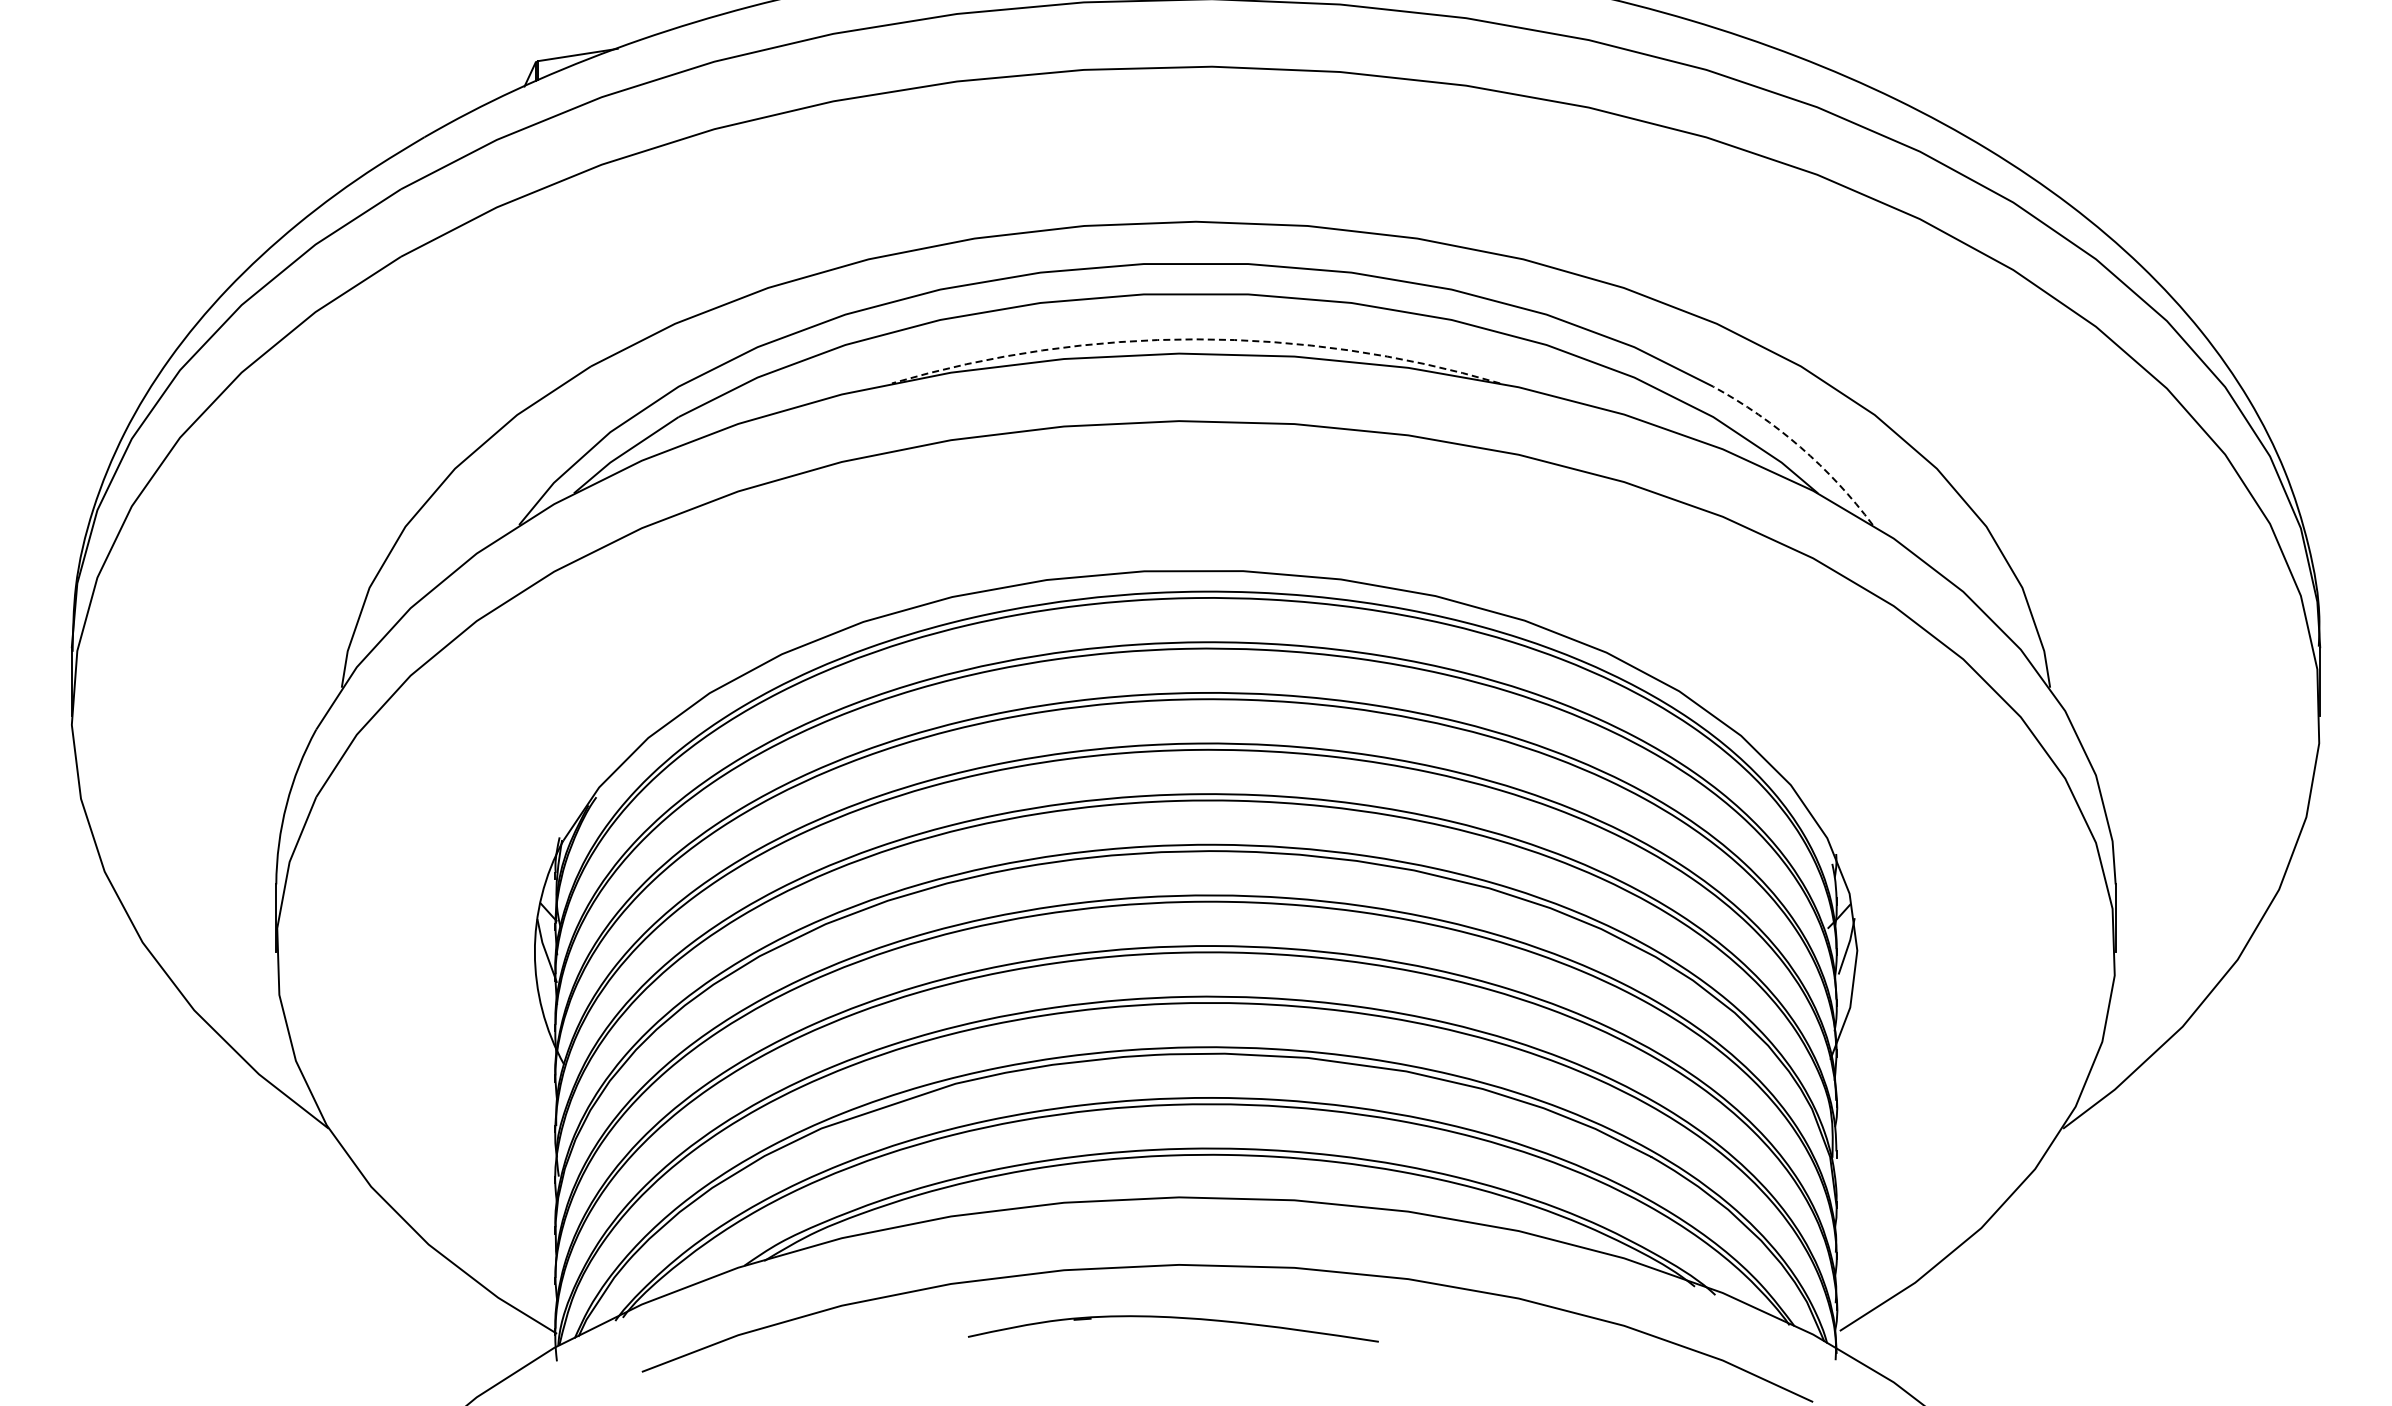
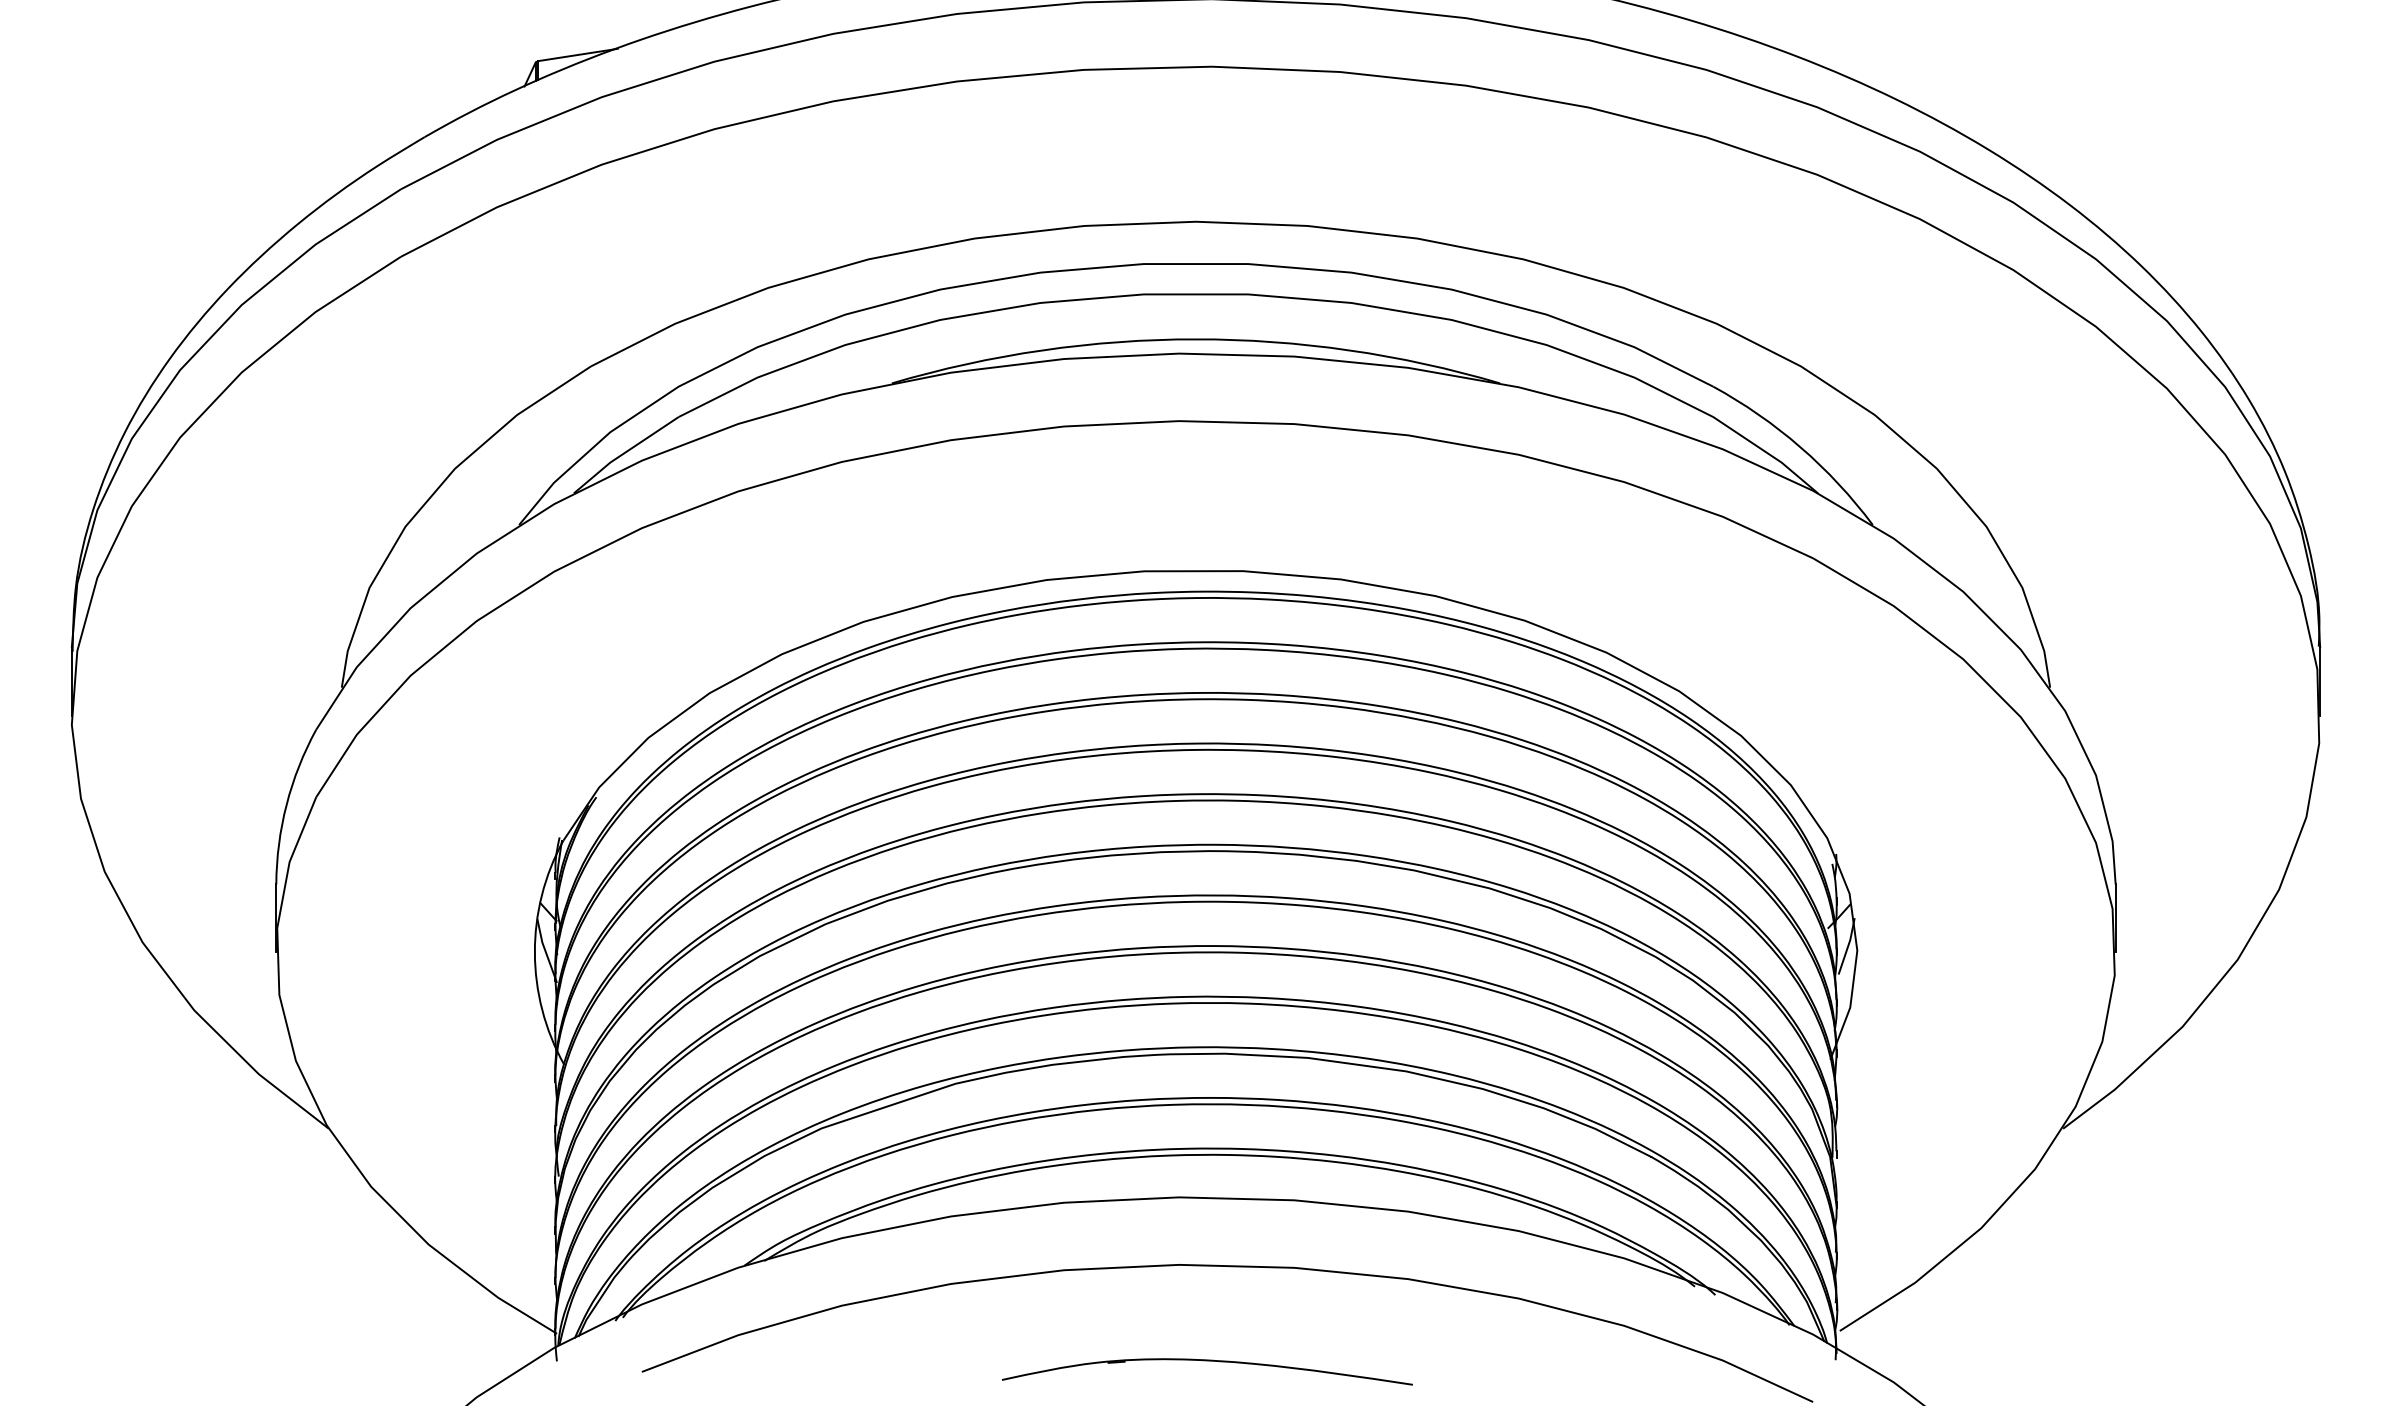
arc: dashed -> solid (1196, 339)
arc: dashed -> solid (1800, 447)
part position: (1173, 1318) -> (1207, 1361) (1207, 1361)
